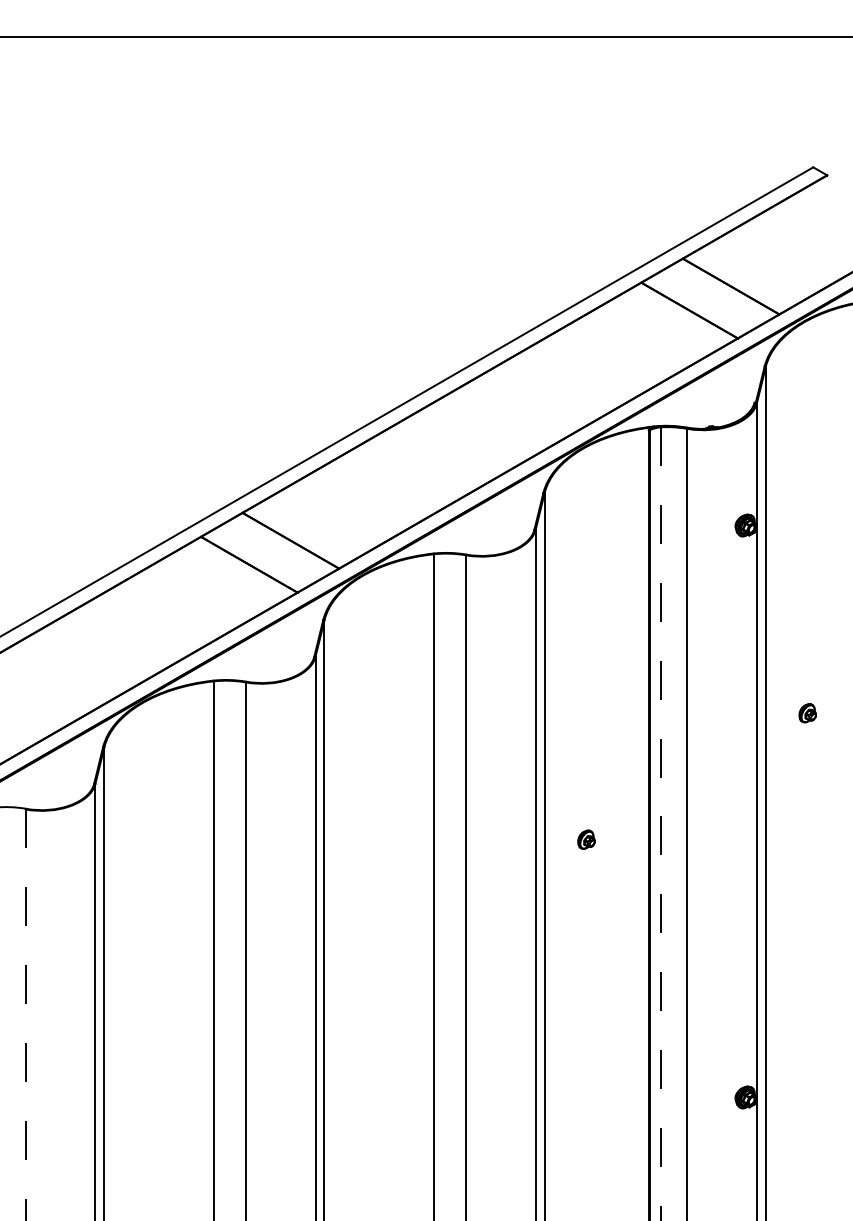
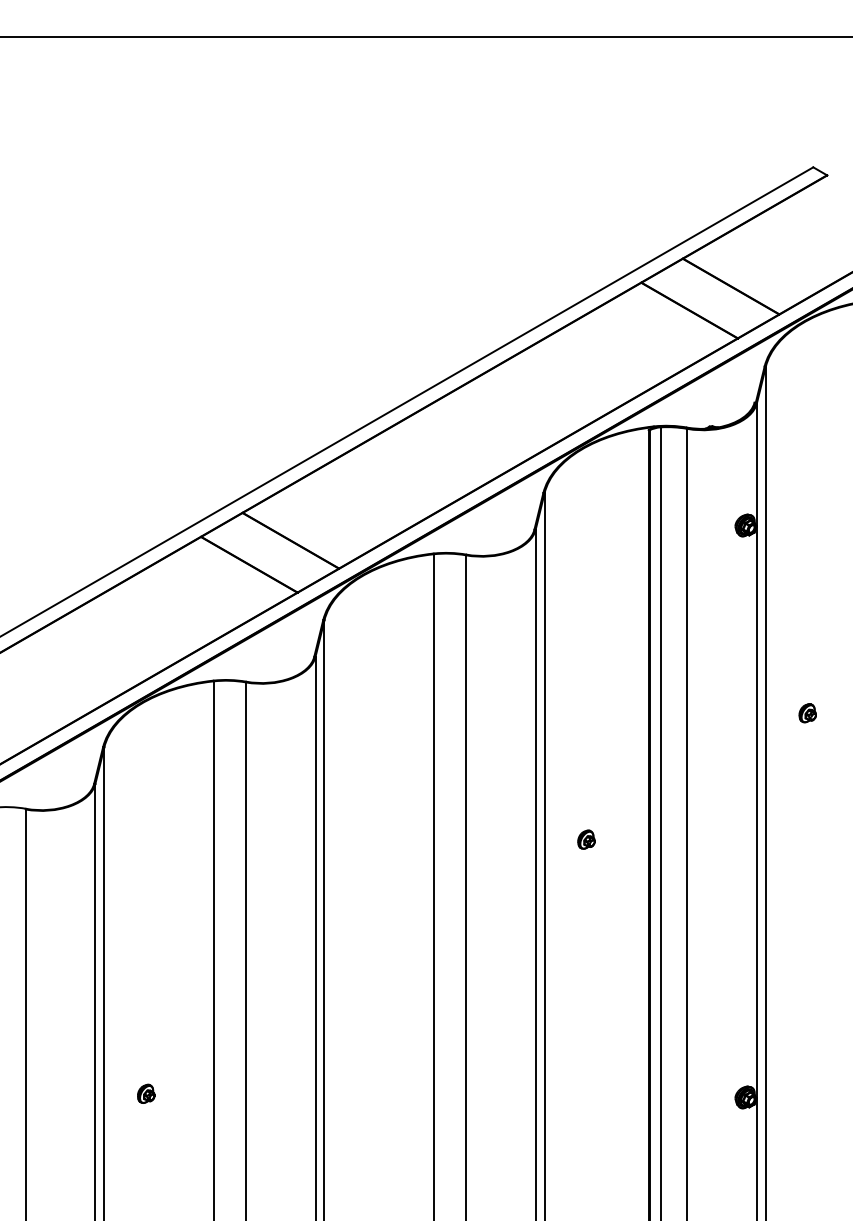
line: dashed -> solid (661, 824)
line: dashed -> solid (25, 1015)
part: none -> present (146, 1093)
